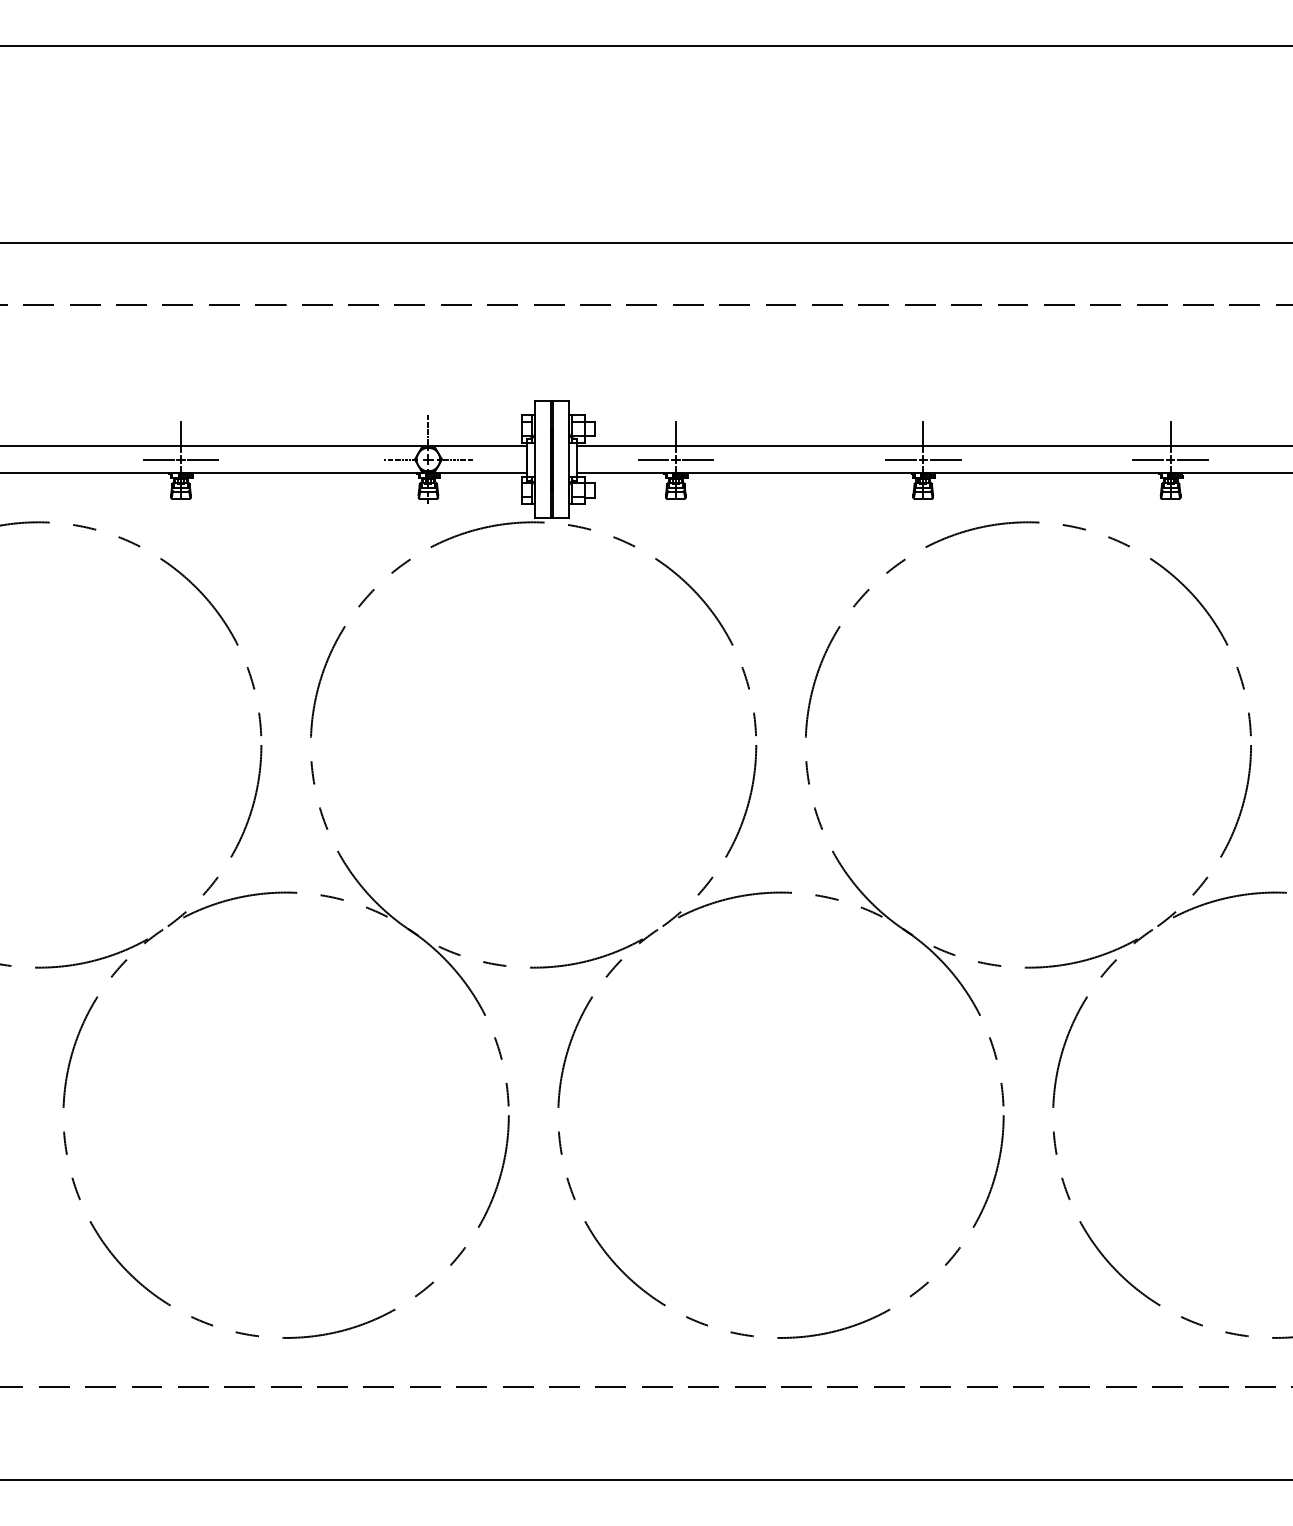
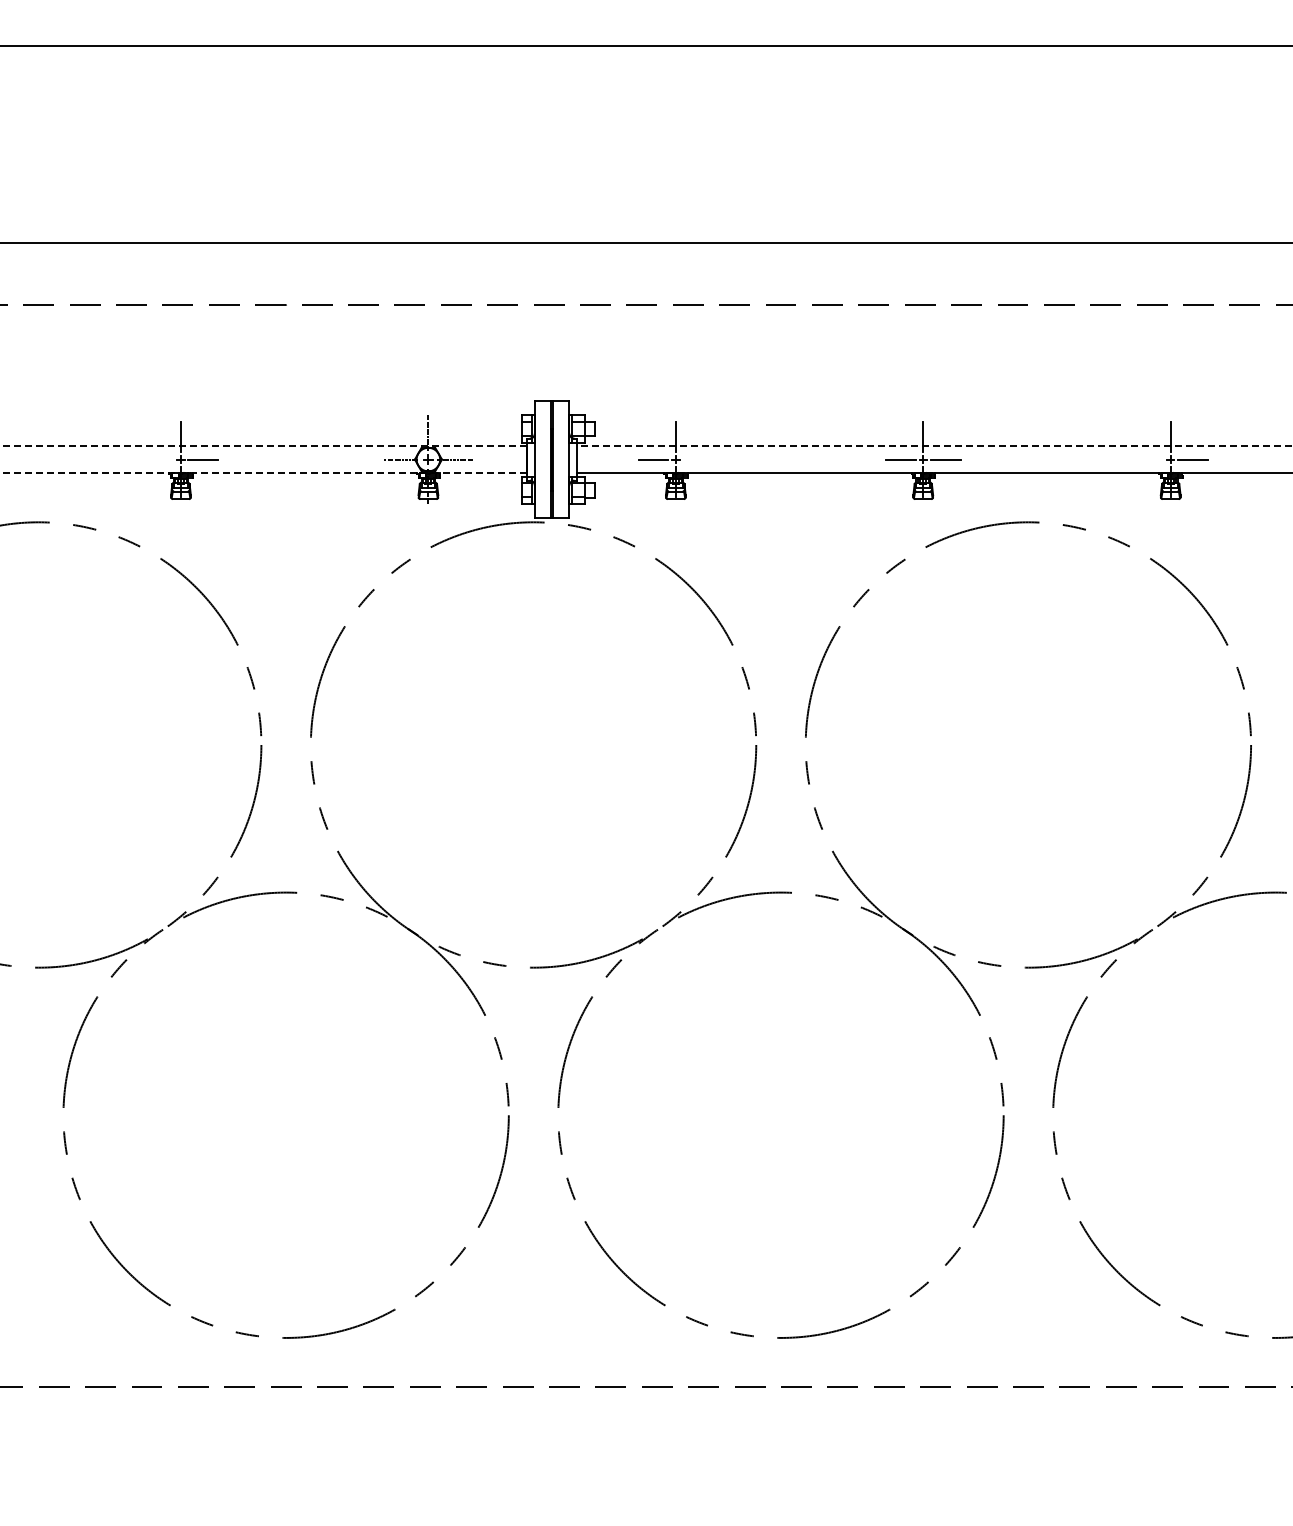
line: solid -> dashed (263, 446)
line: solid -> dashed (934, 446)
line: present -> none (158, 459)
line: present -> none (698, 459)
line: present -> none (1148, 459)
line: solid -> dashed (263, 473)
line: present -> none (645, 1480)
